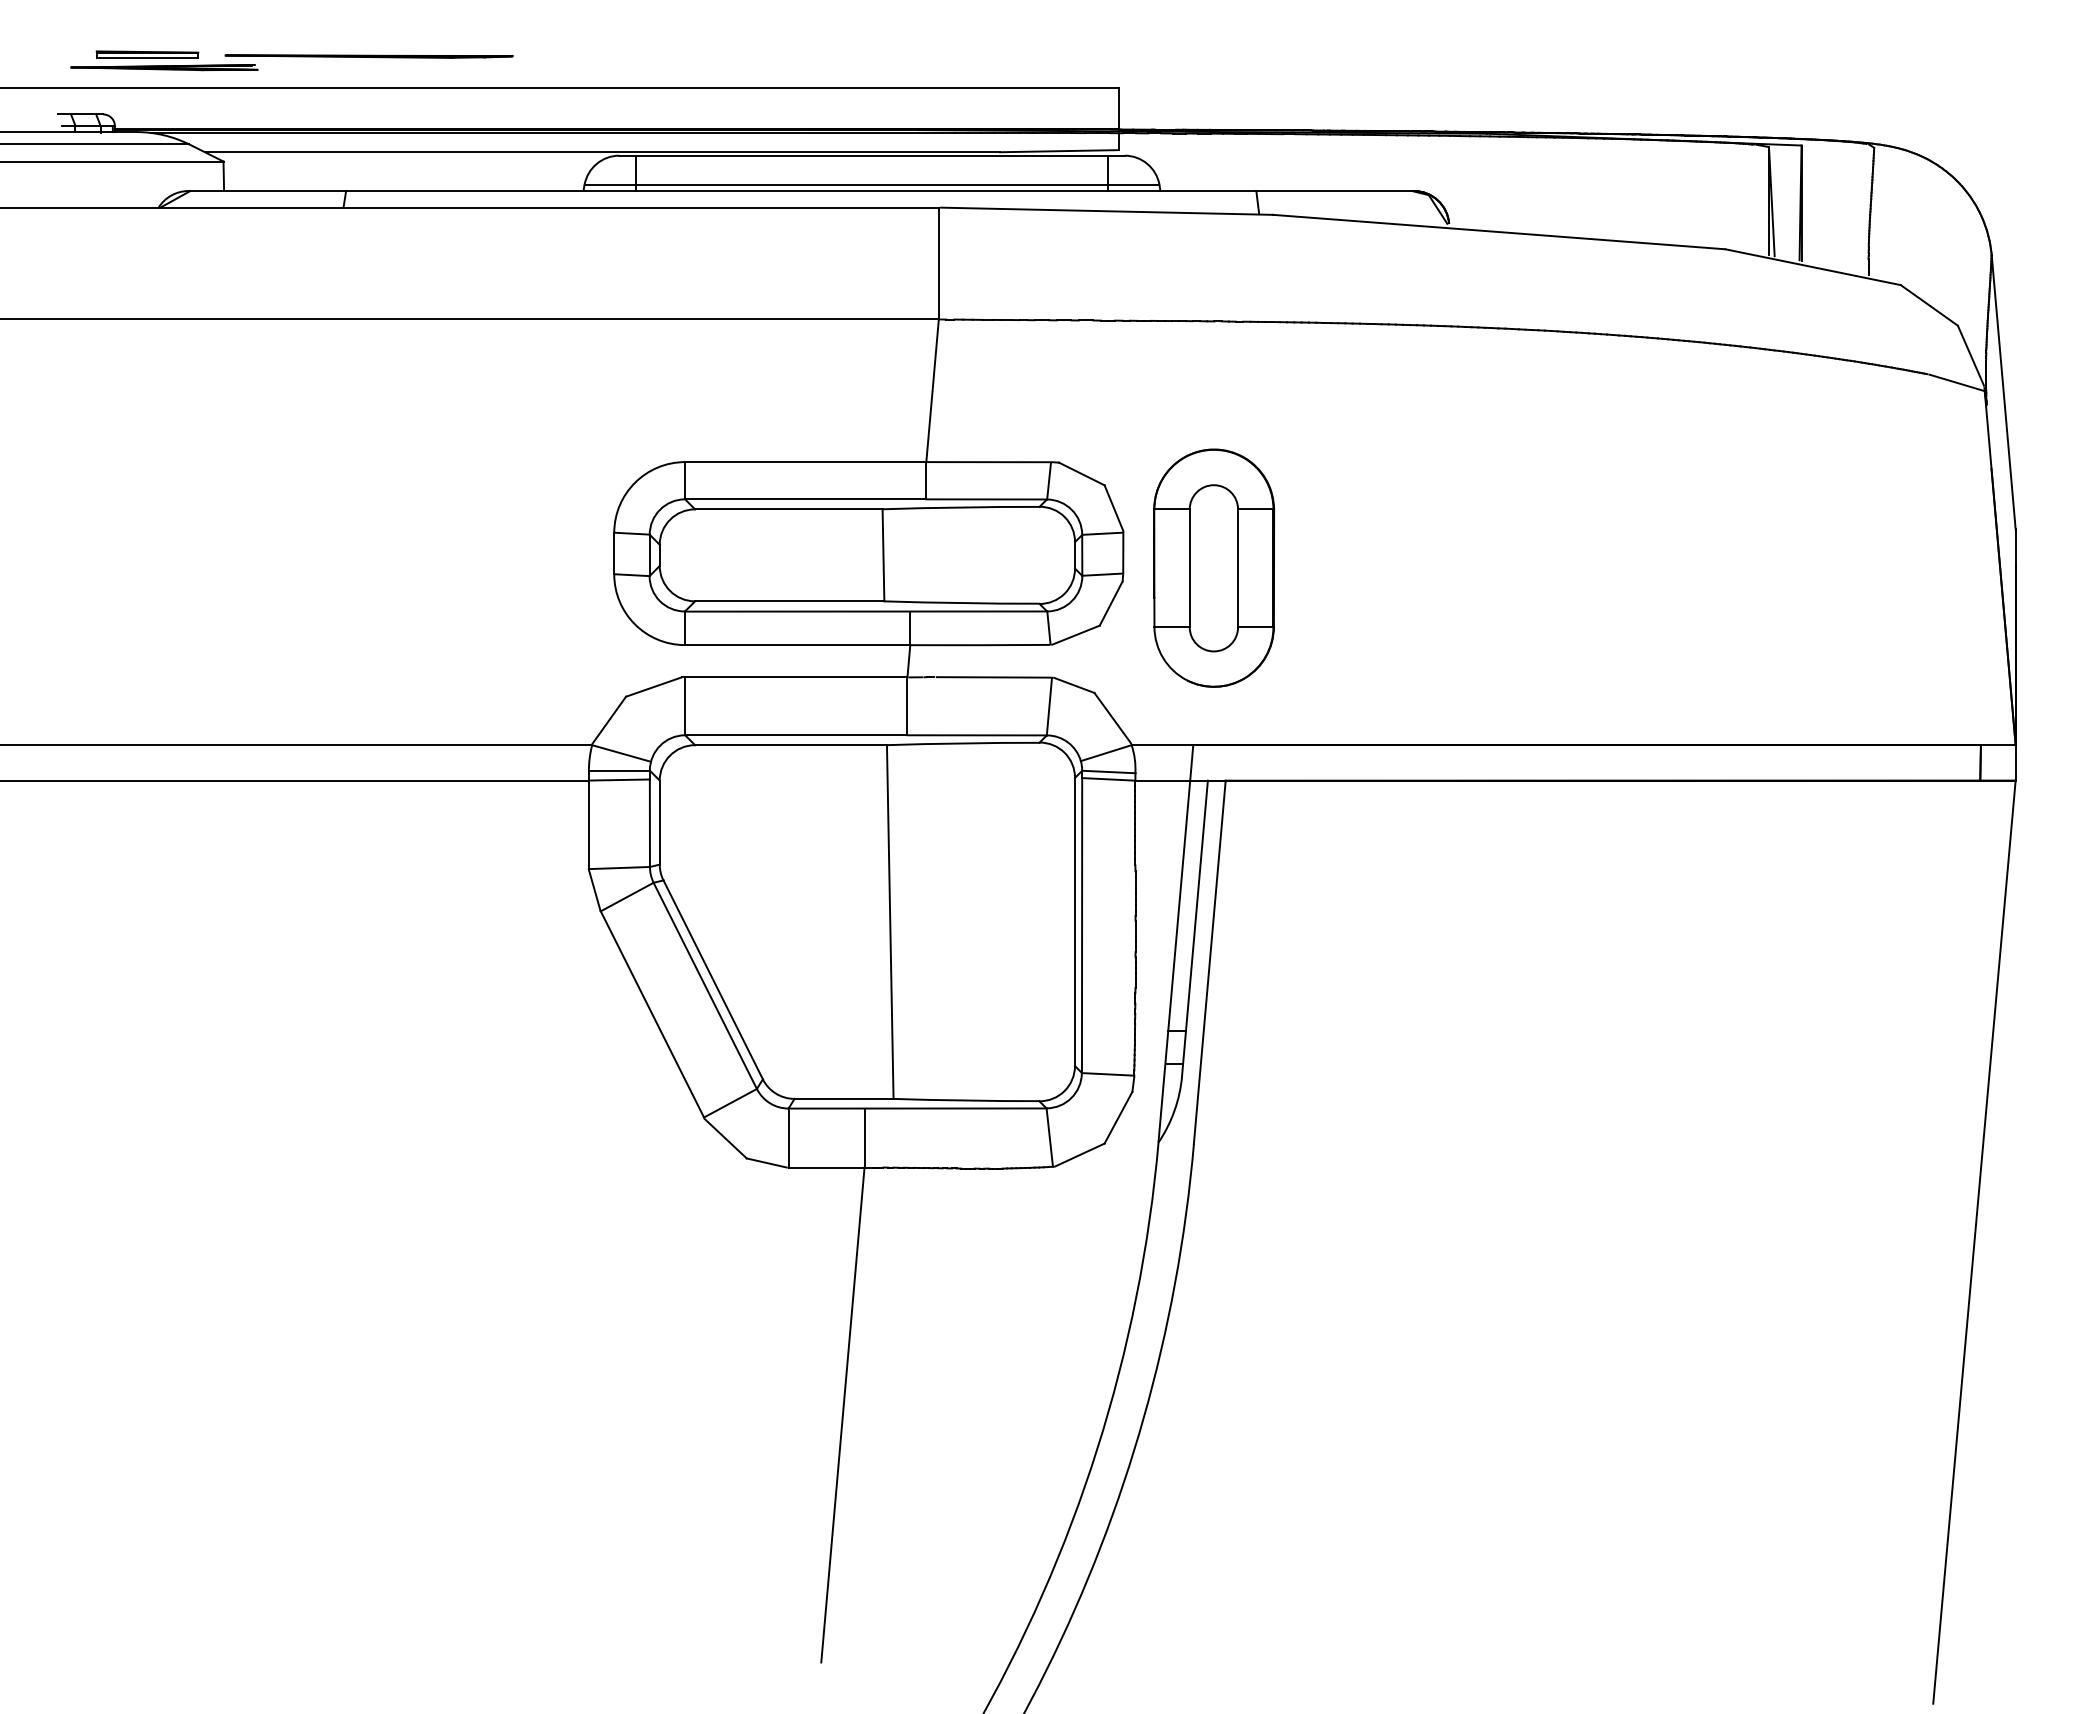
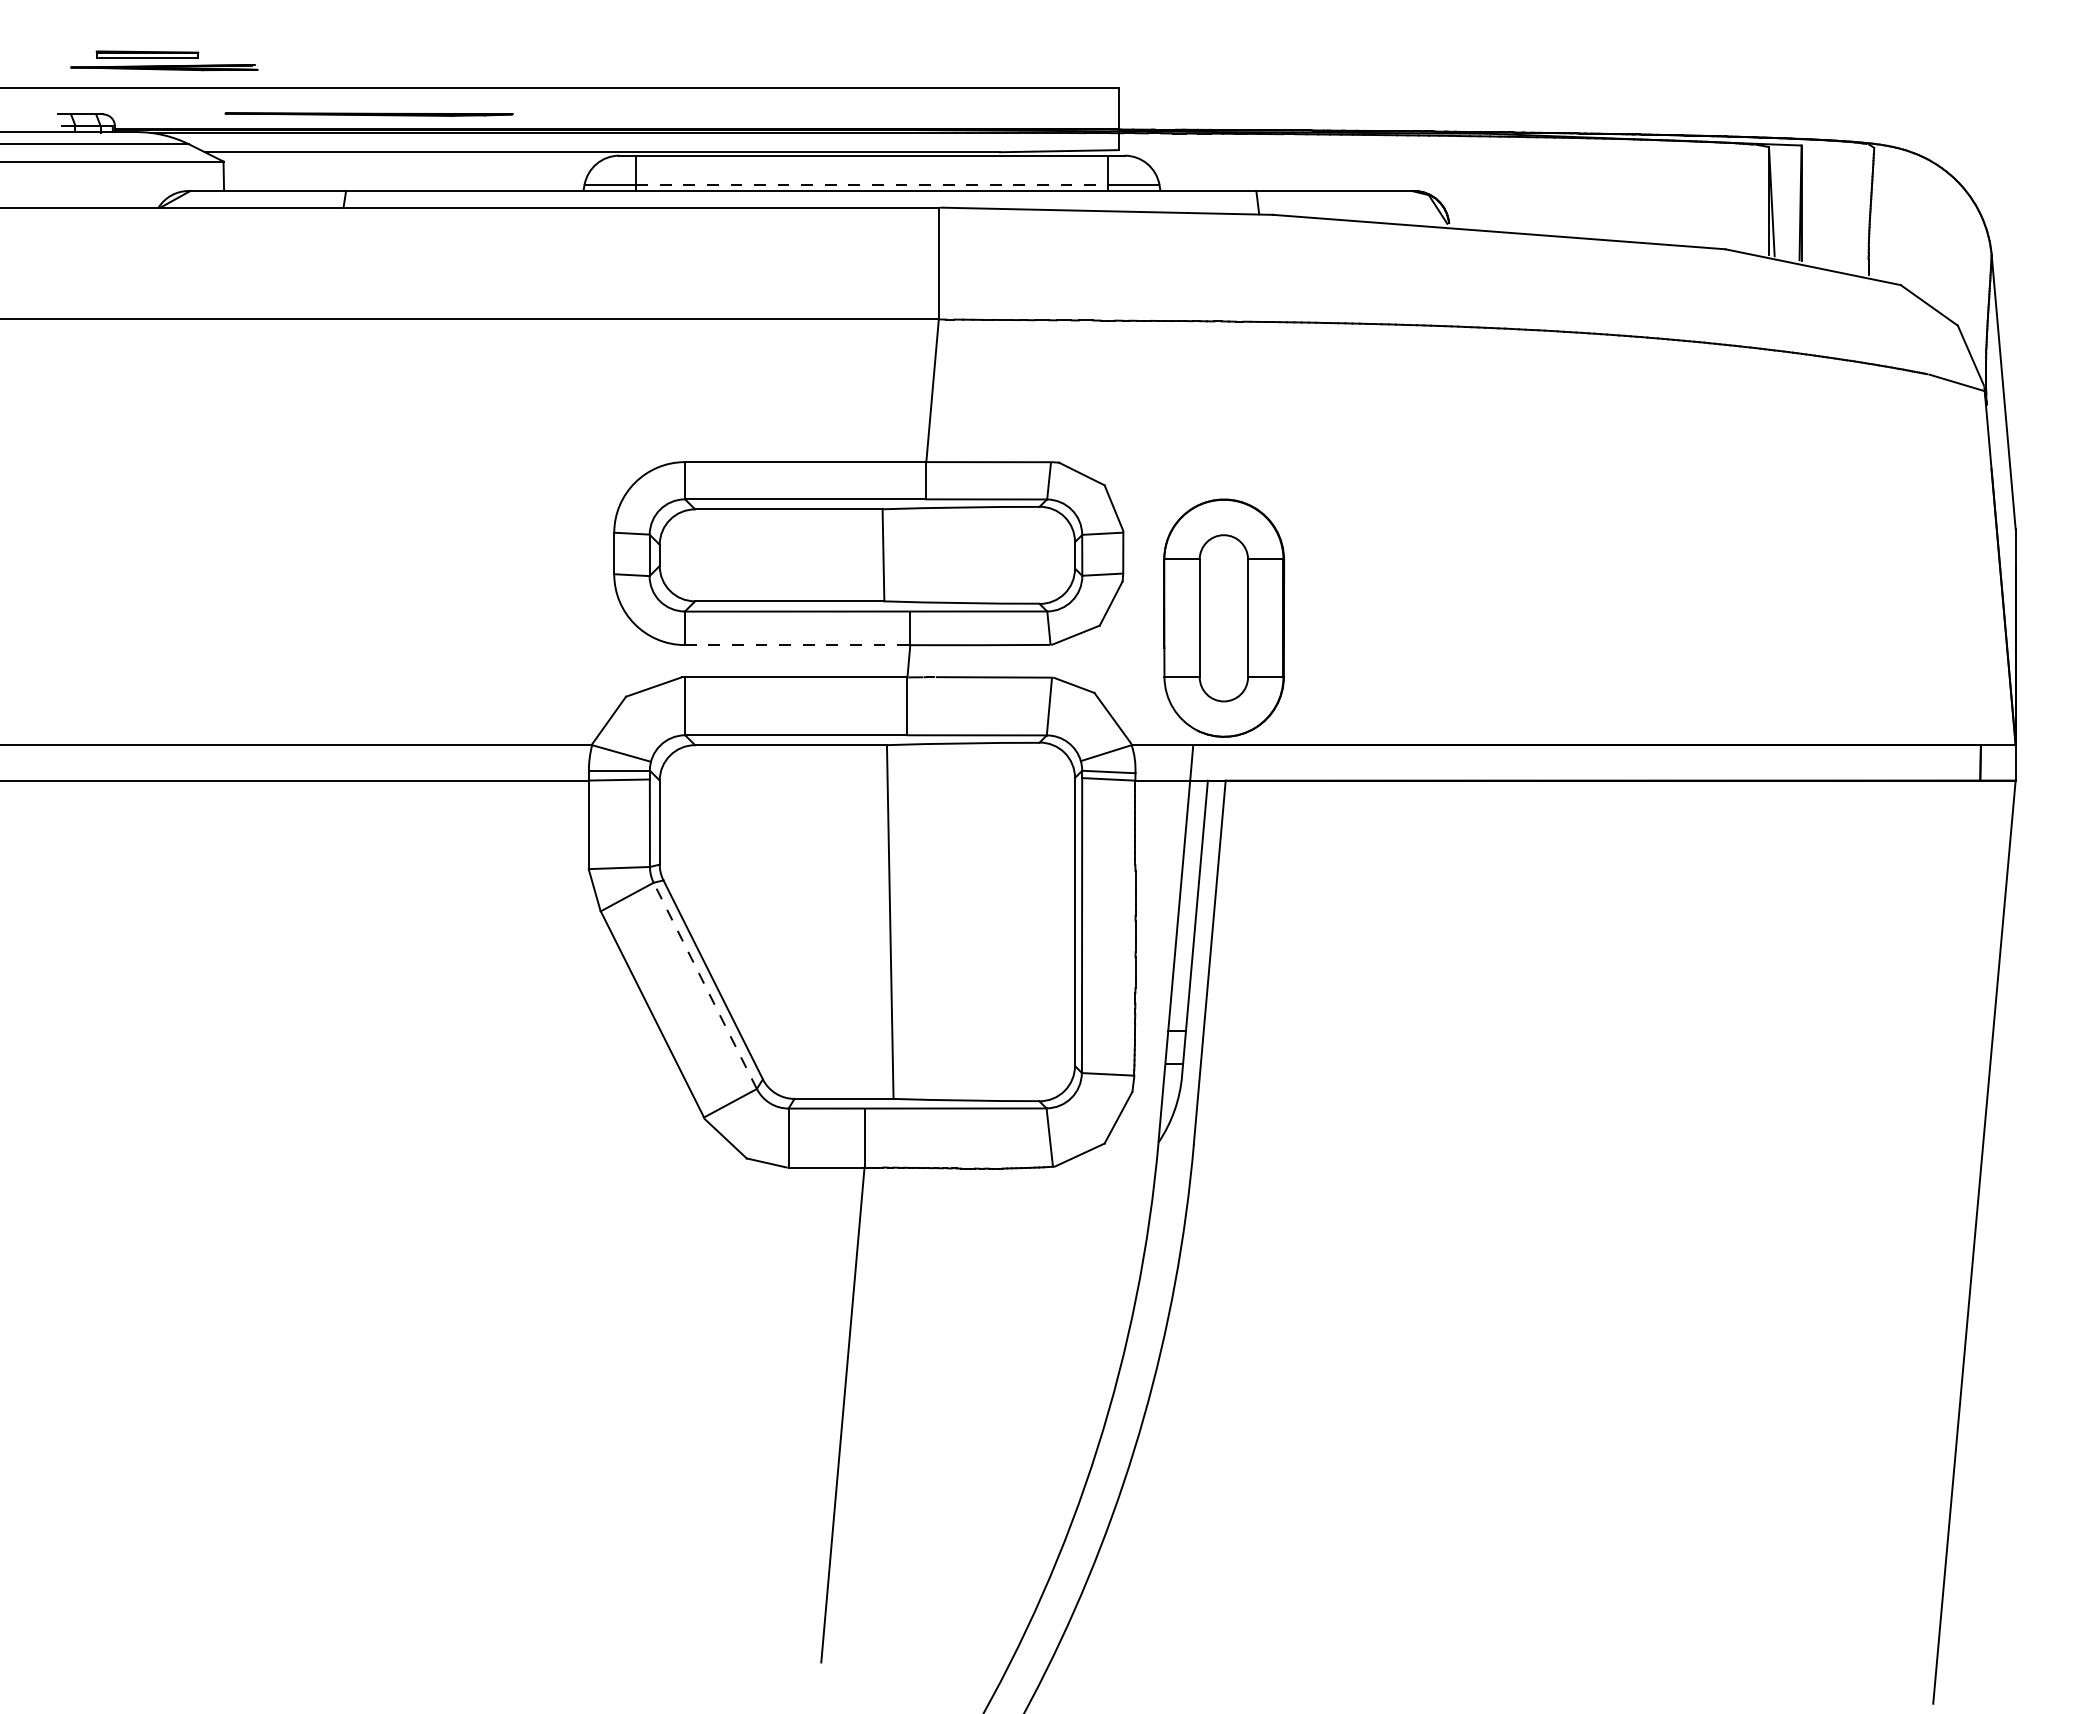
line position: (368, 56) -> (368, 114) (368, 114)
line: solid -> dashed (871, 184)
part position: (1214, 567) -> (1224, 617) (1224, 617)
line: solid -> dashed (797, 645)
line: solid -> dashed (705, 985)
